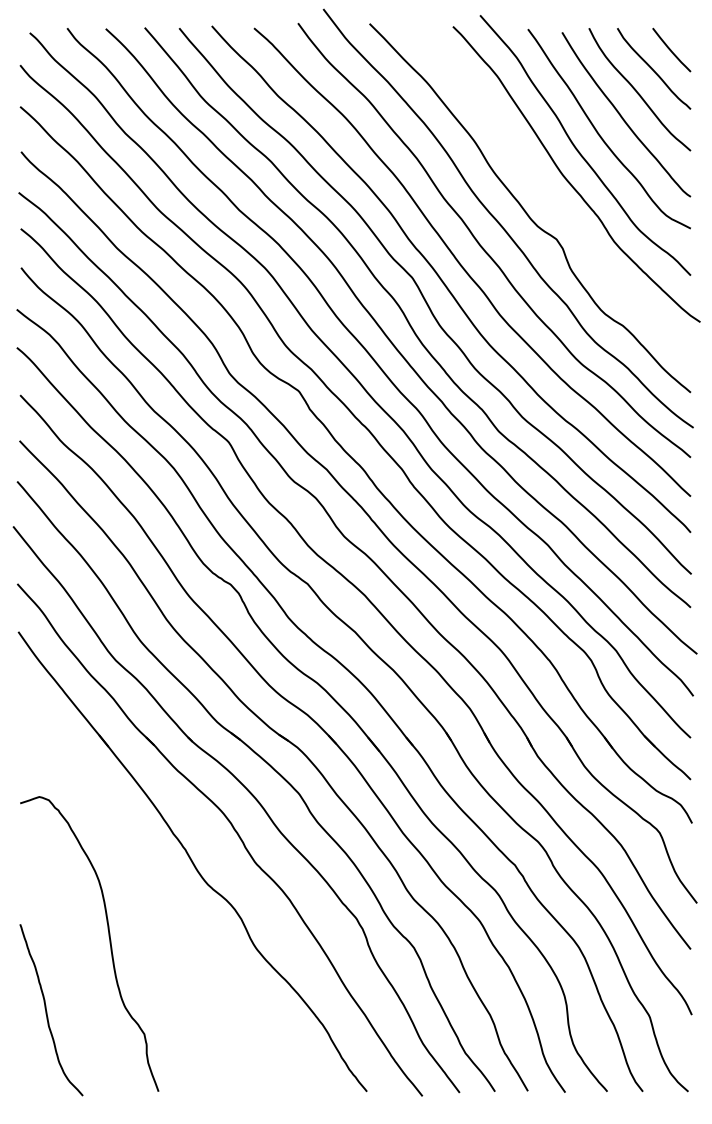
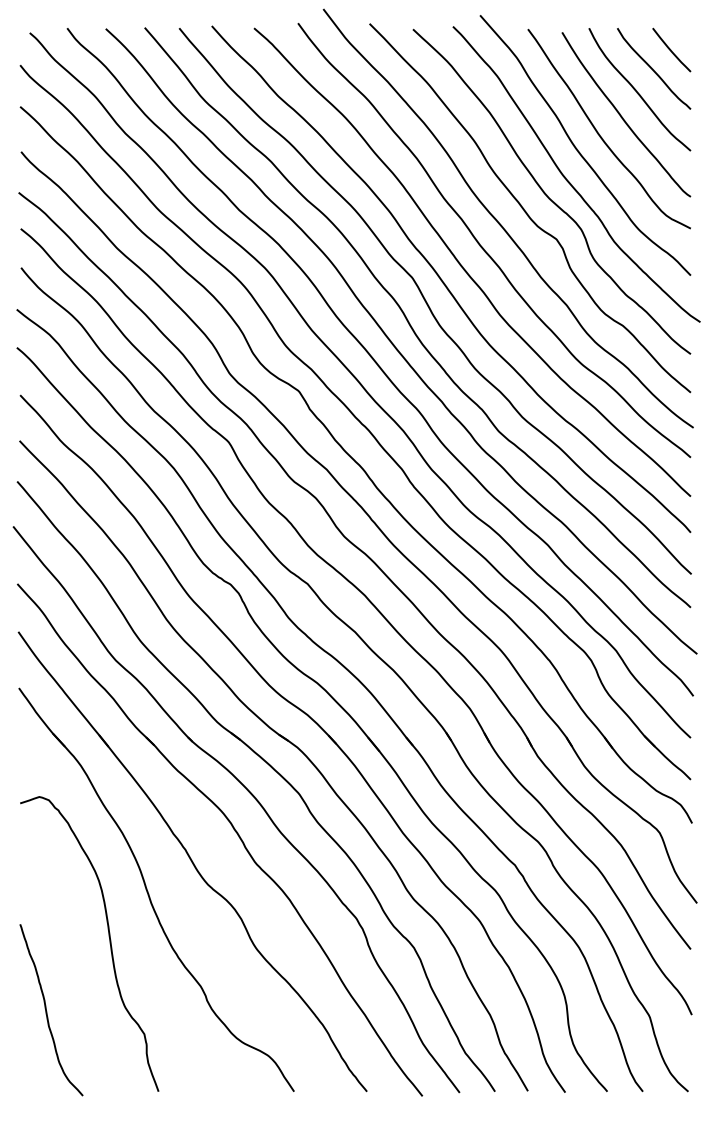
curve: none -> present (546, 193)
part: none -> present (149, 893)
